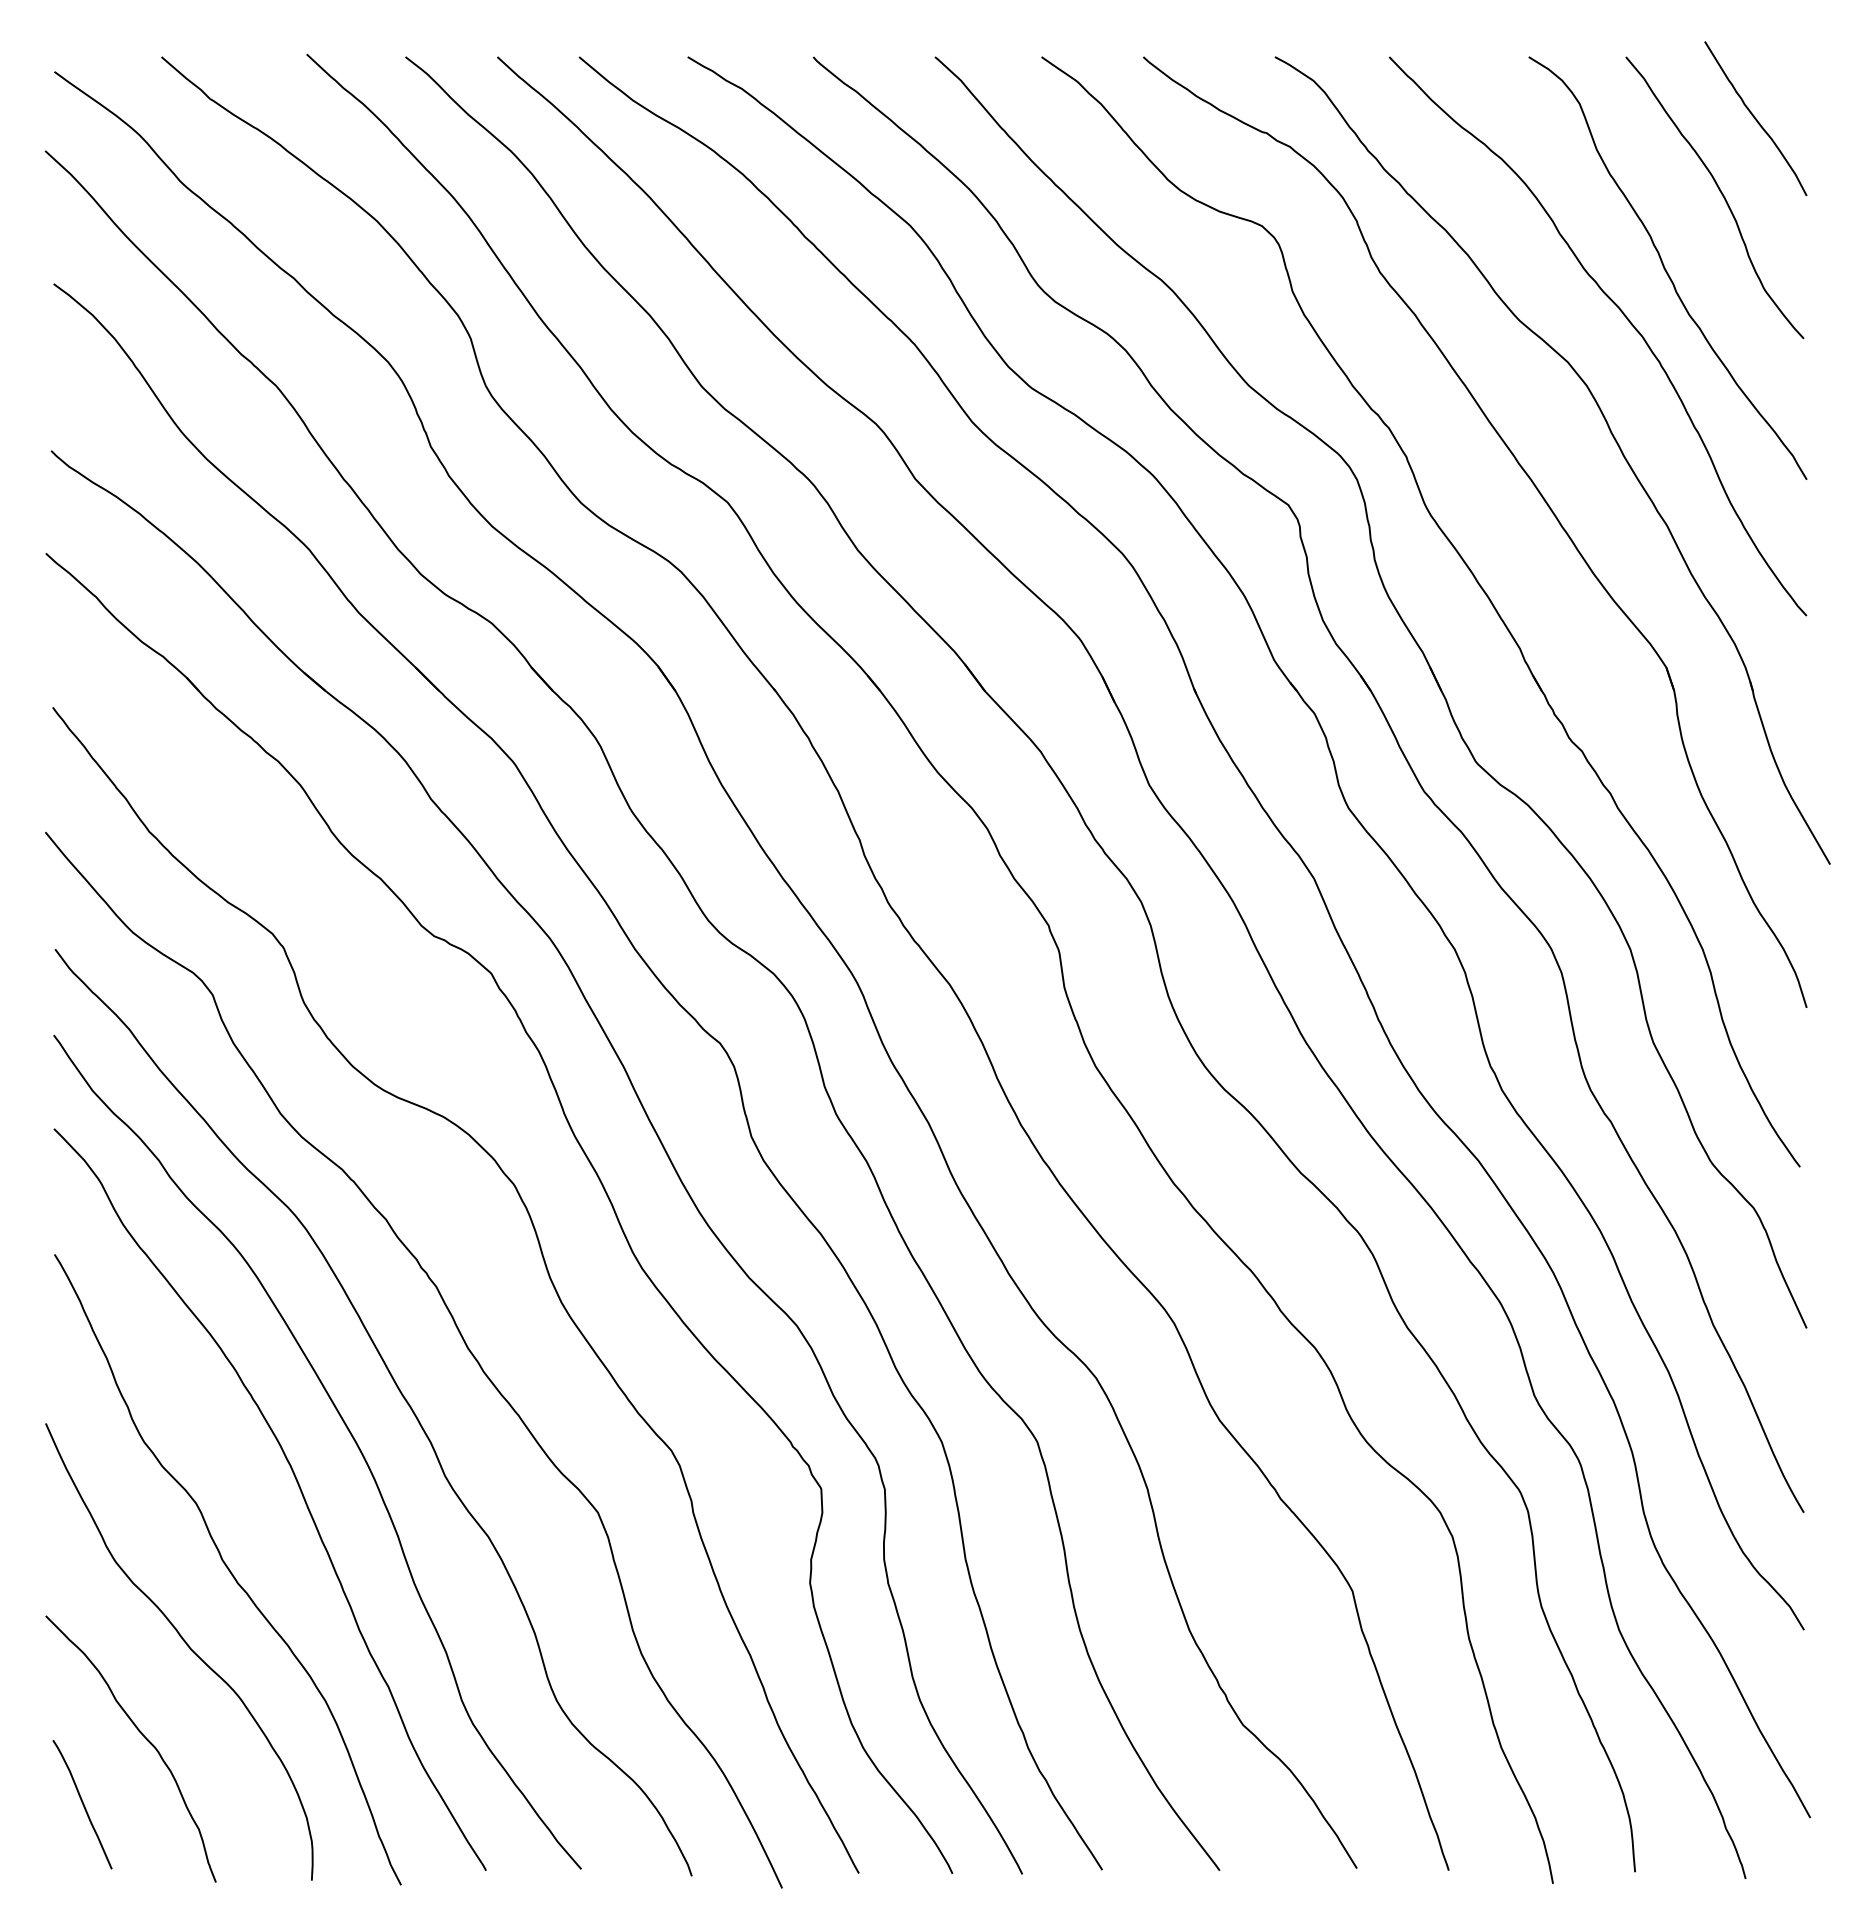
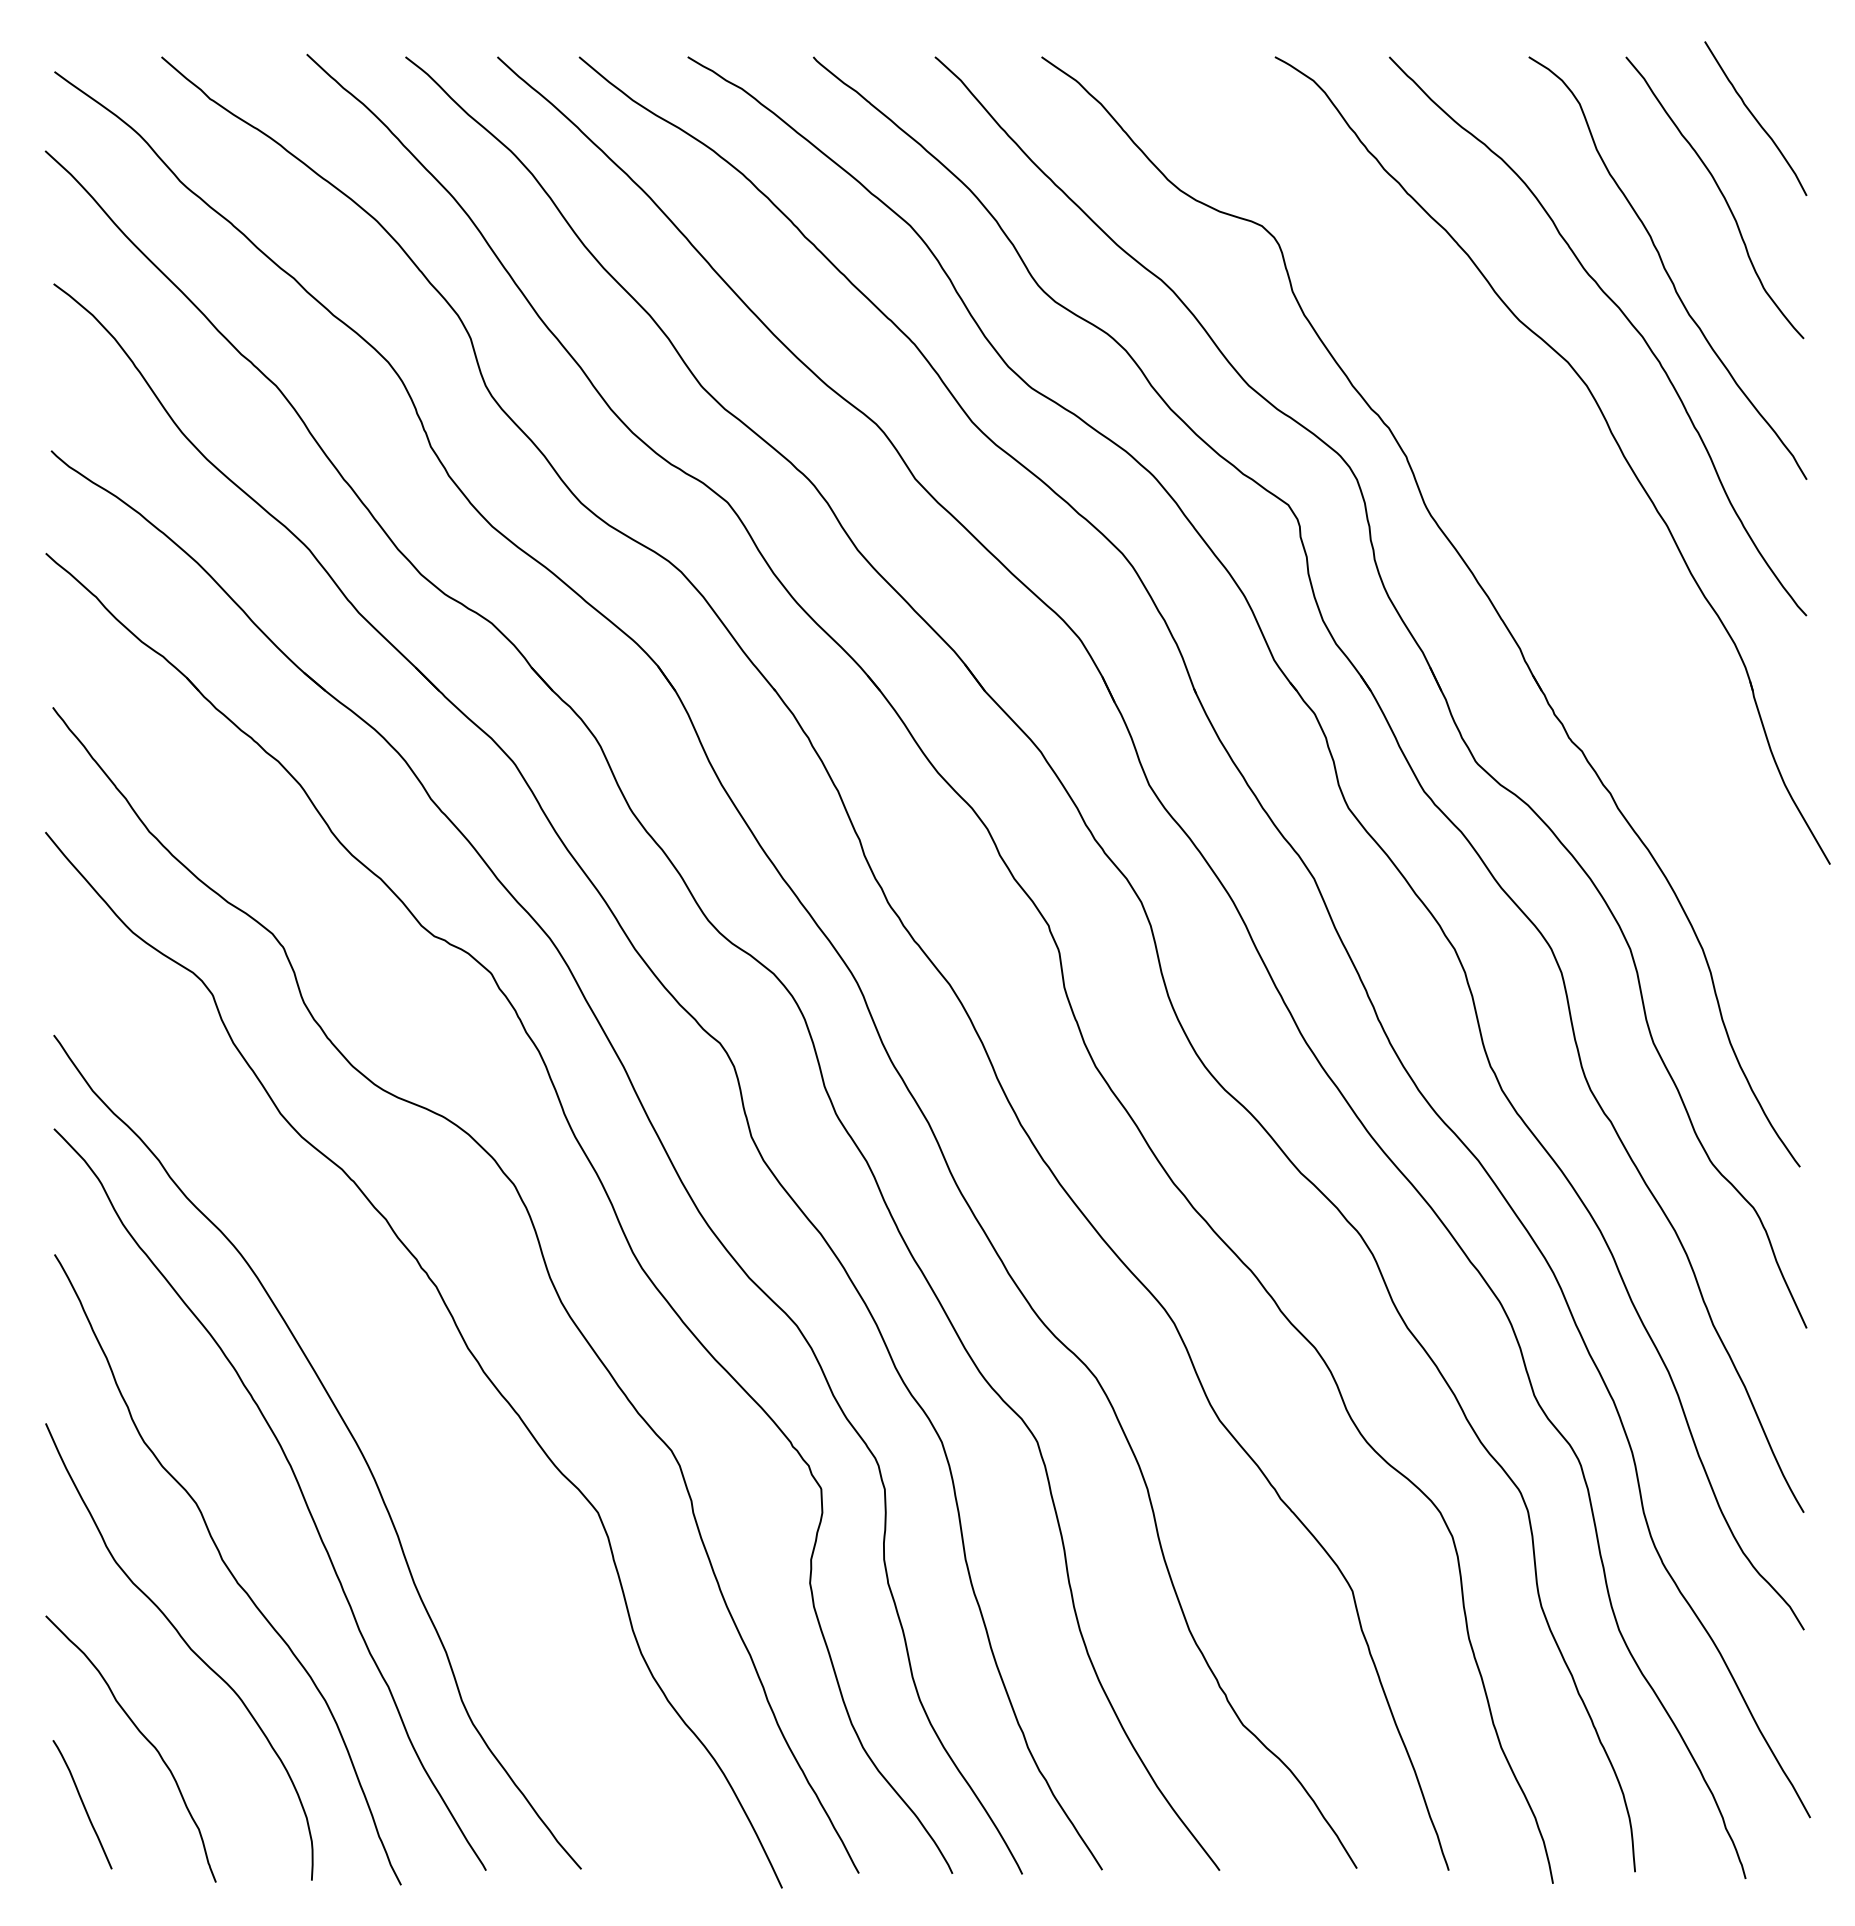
part: present -> none (1537, 491)
curve: present -> none (401, 1395)
